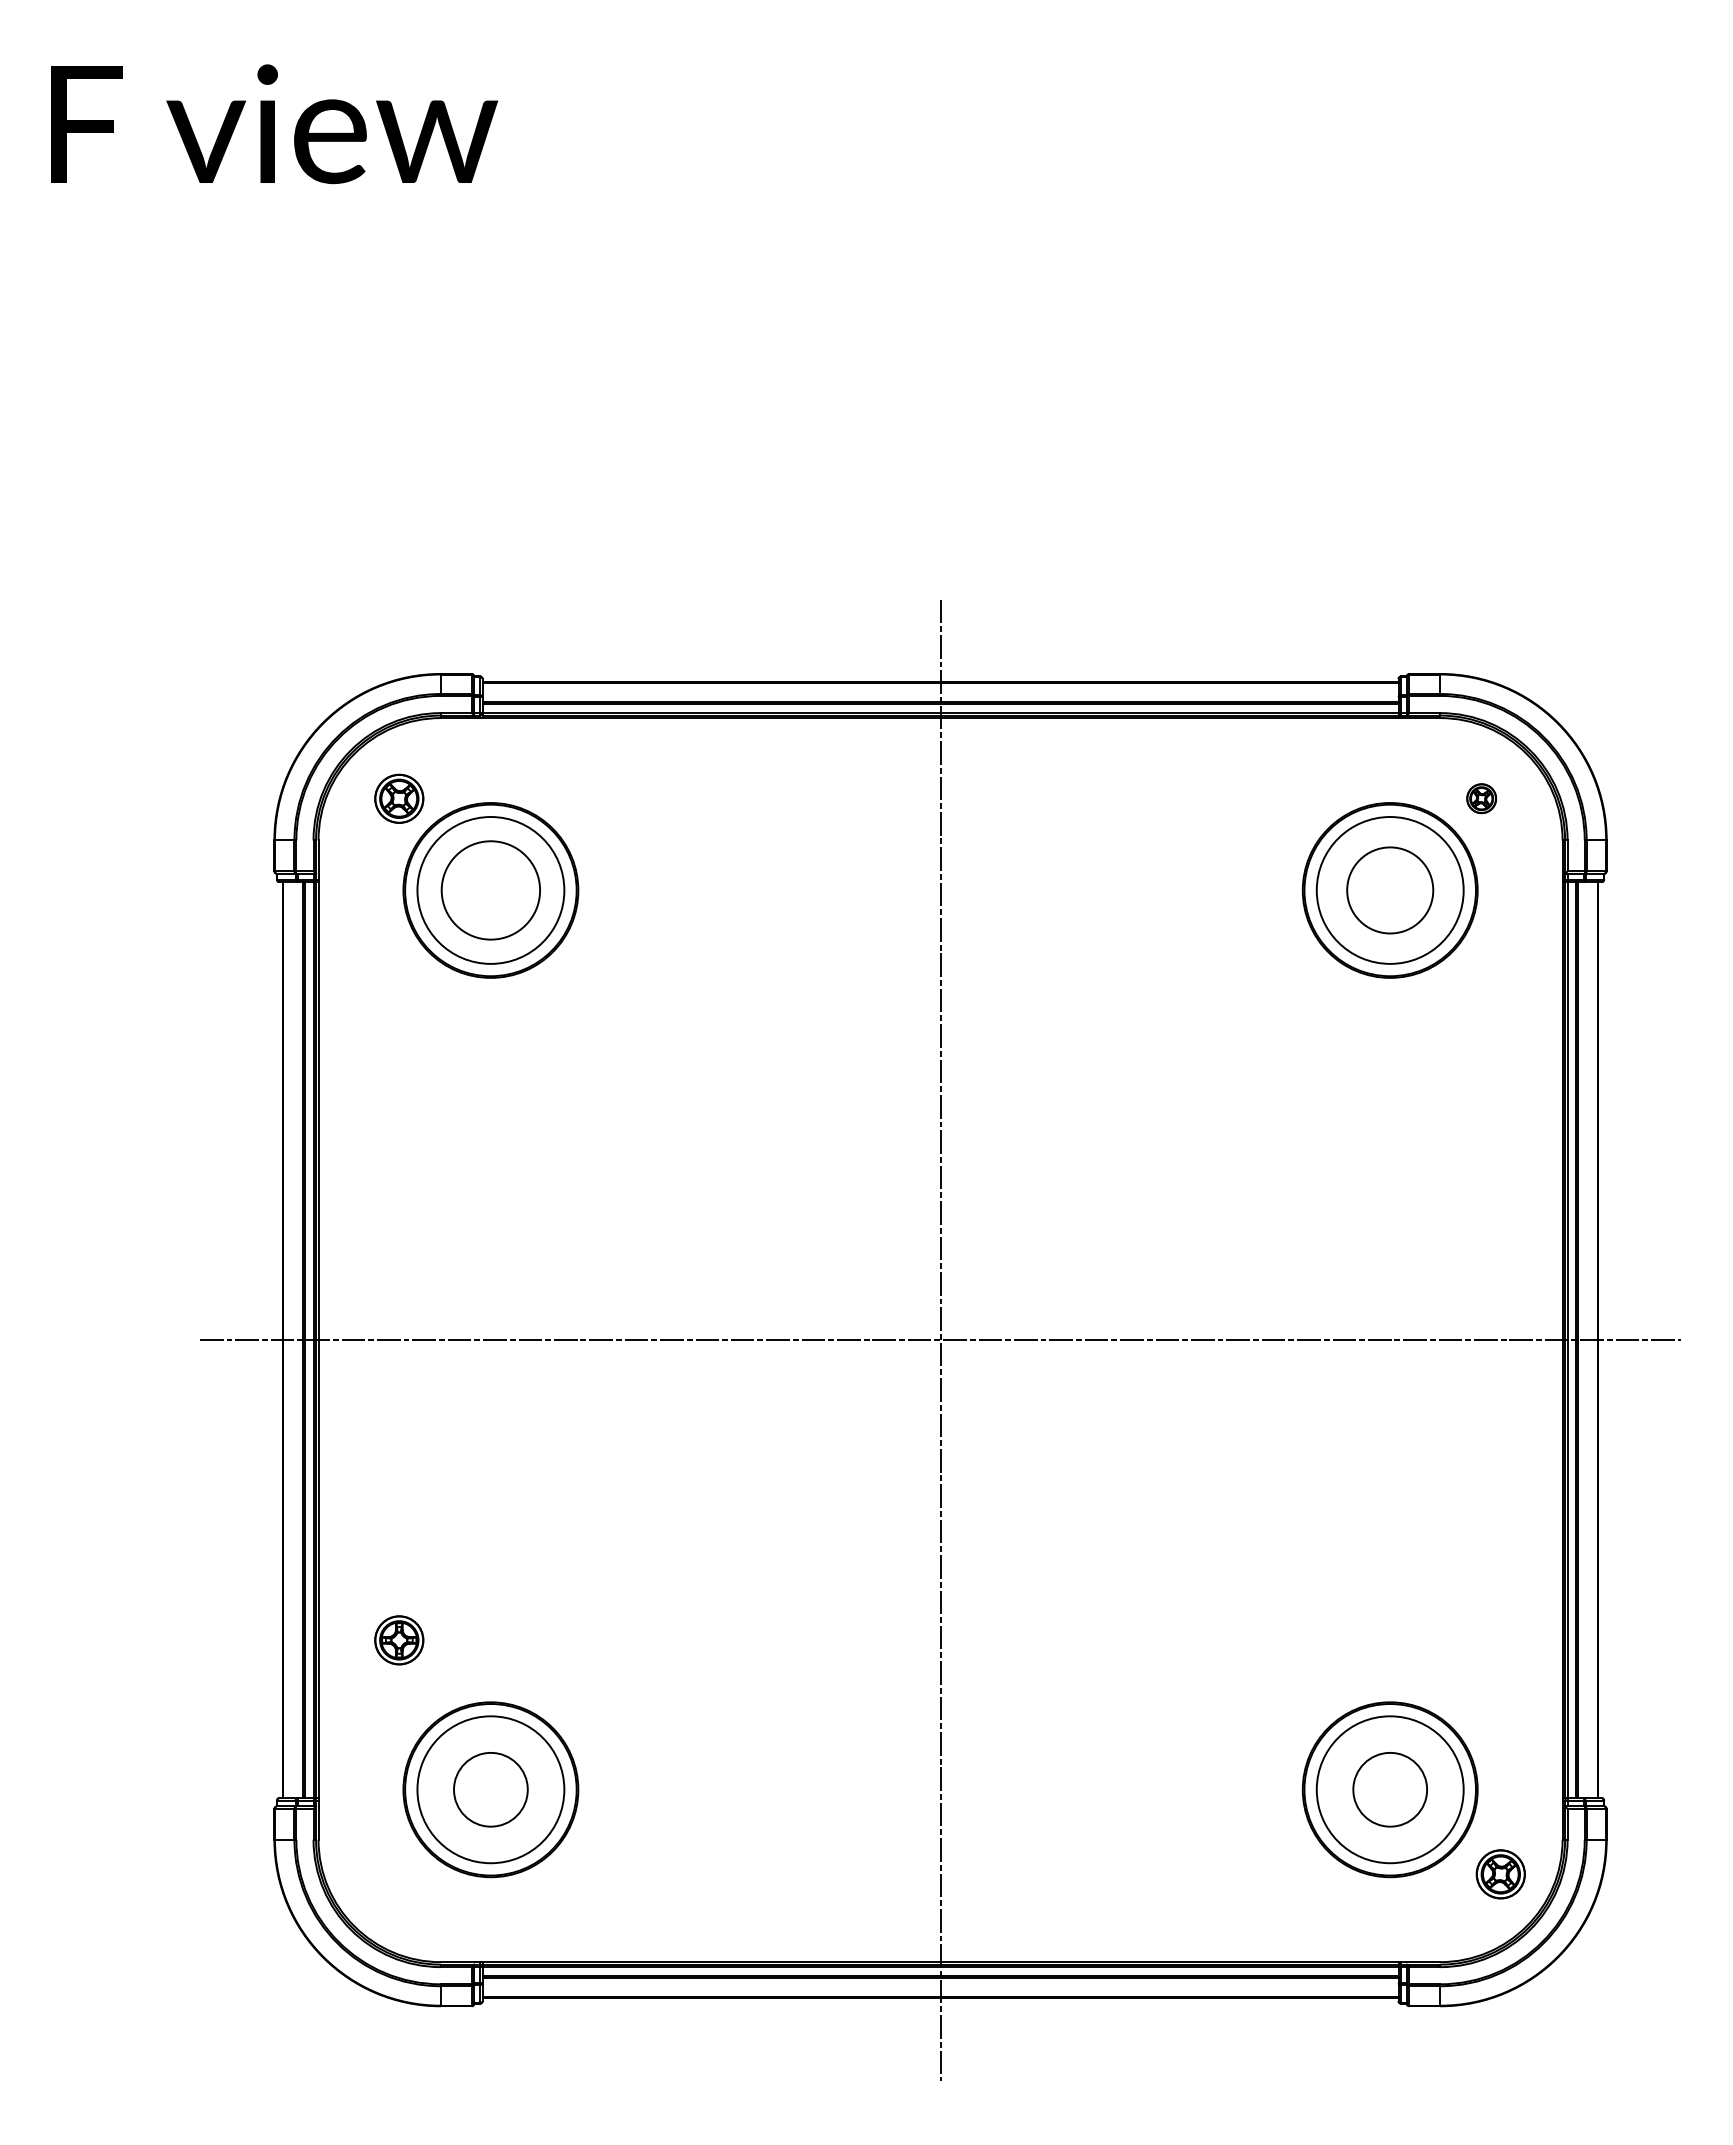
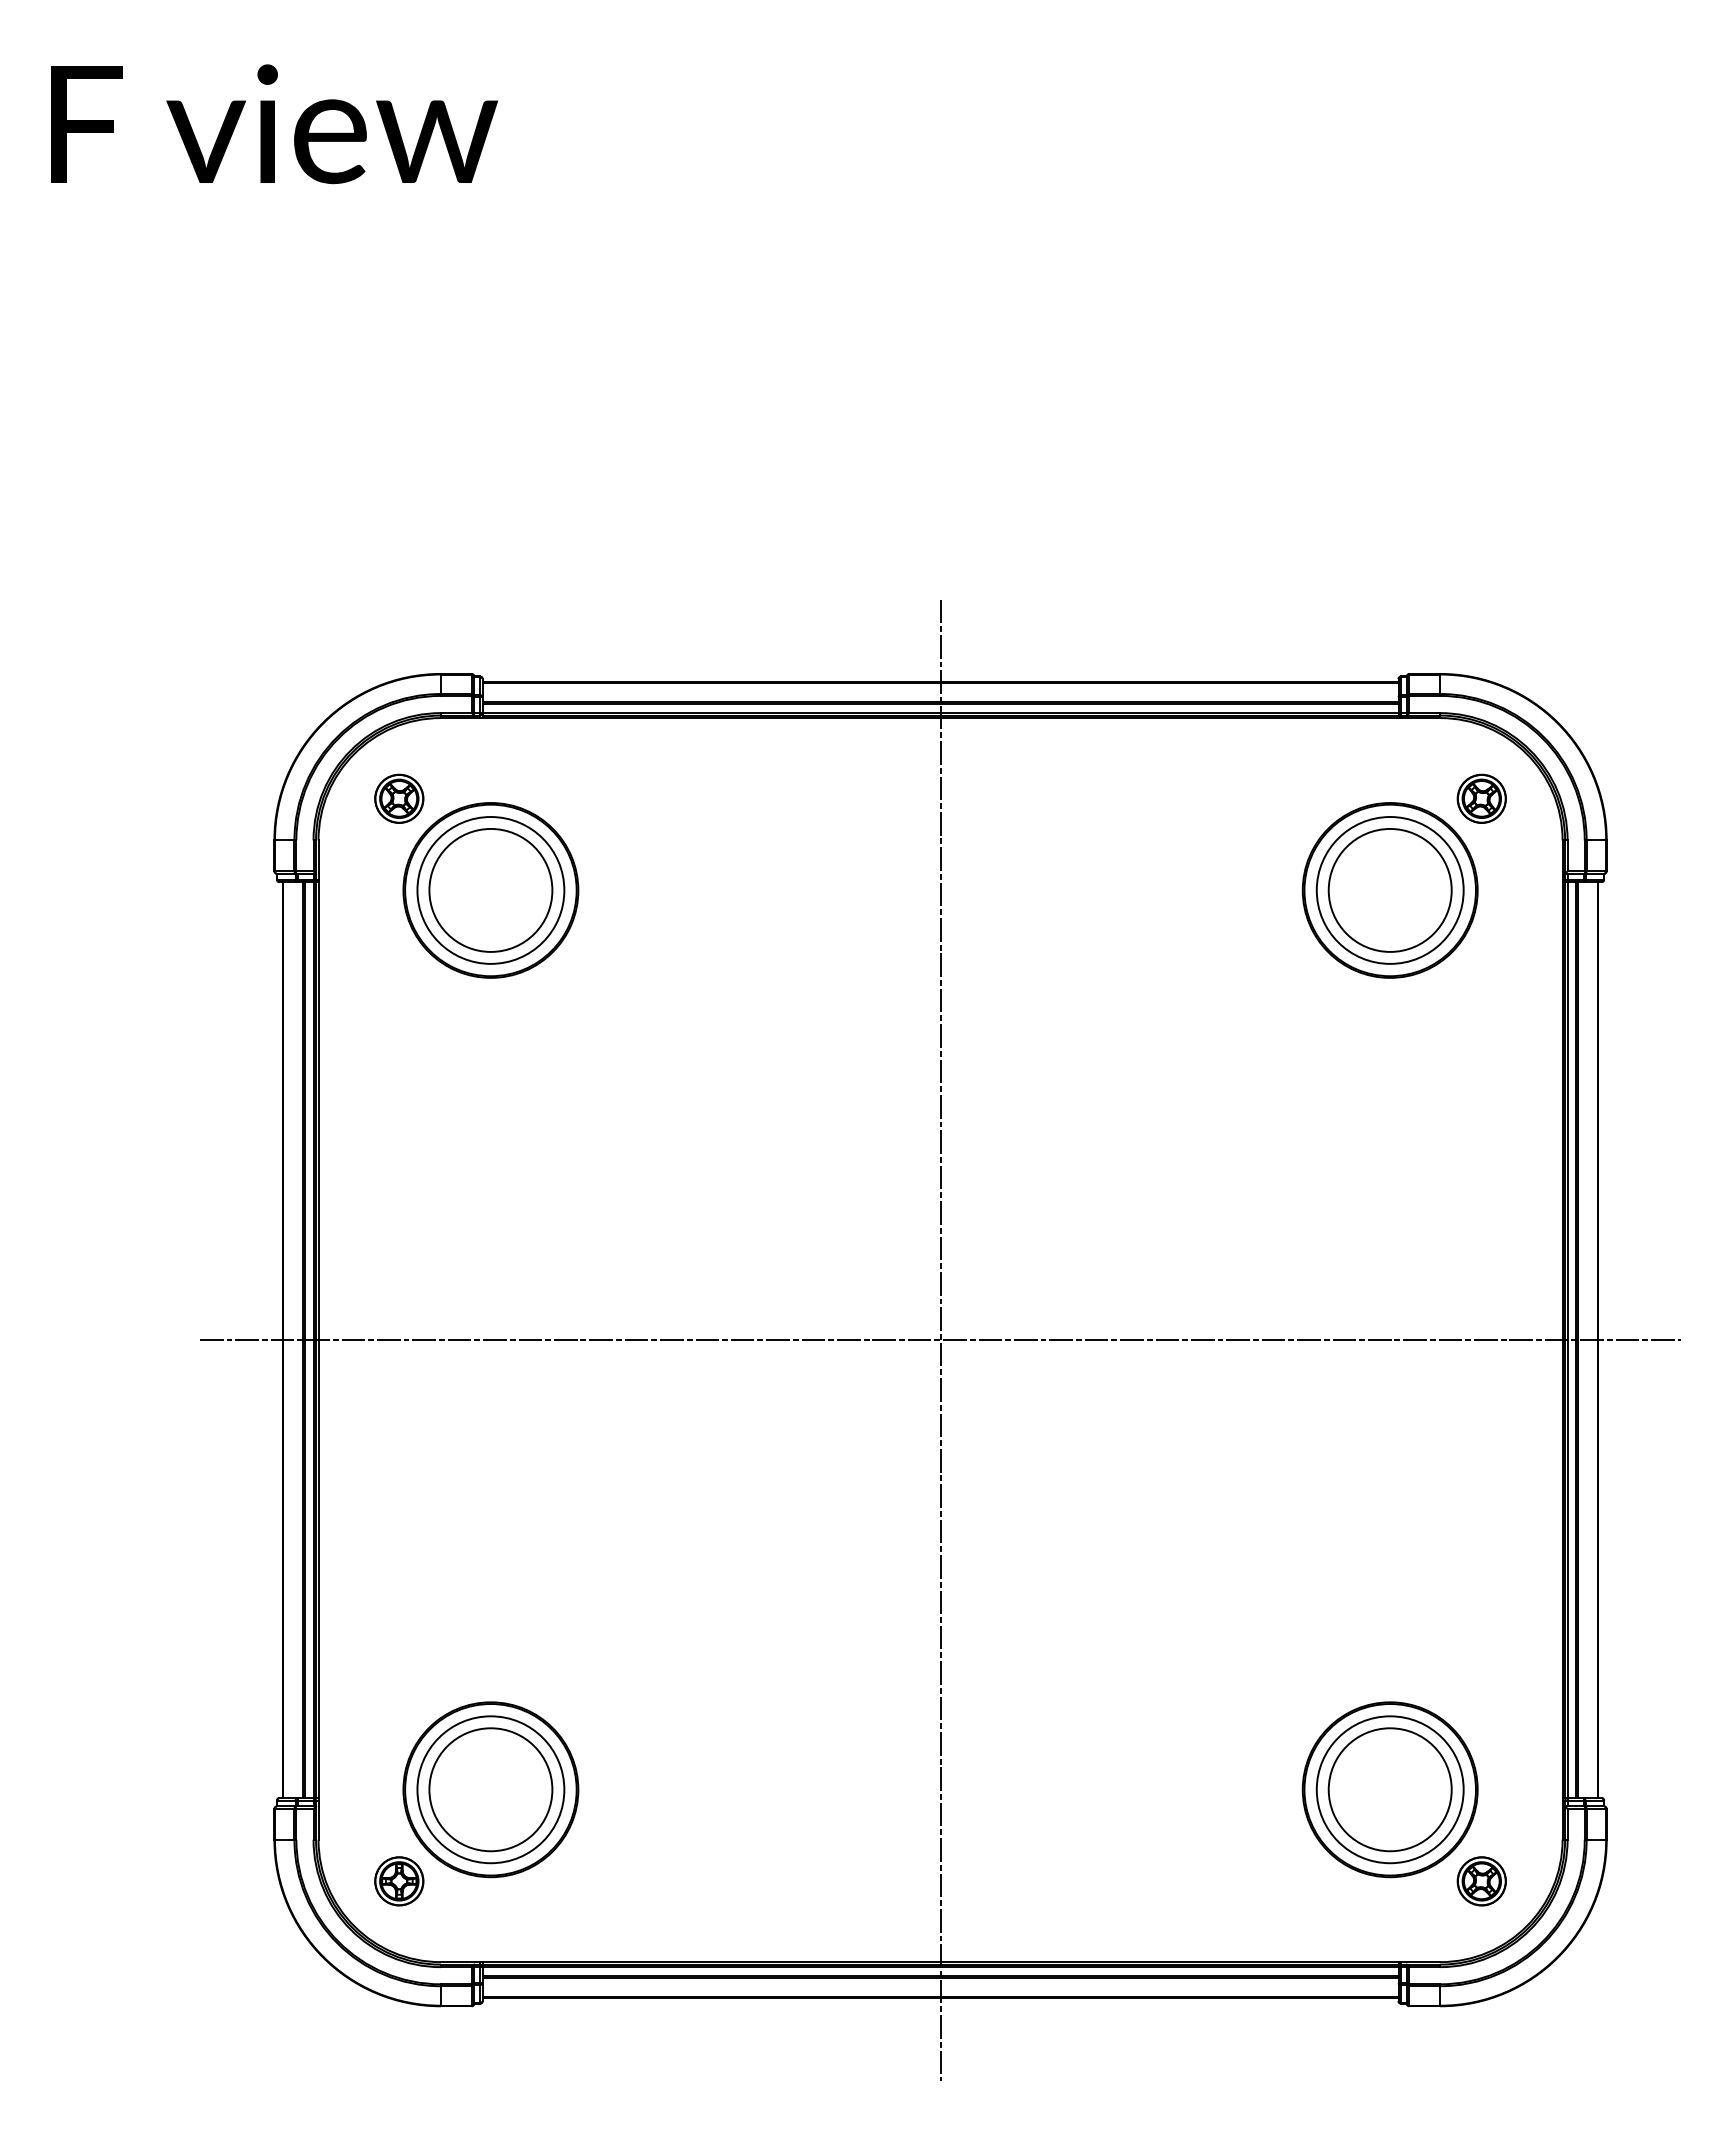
part size: 32x32 px -> 51x51 px (1481, 798)
circle diameter: 98 px -> 123 px (490, 889)
circle diameter: 86 px -> 123 px (1389, 889)
part position: (399, 1640) -> (399, 1881) (399, 1881)
circle diameter: 74 px -> 123 px (490, 1789)
circle diameter: 74 px -> 123 px (1389, 1789)
part position: (1500, 1874) -> (1481, 1881) (1481, 1881)
